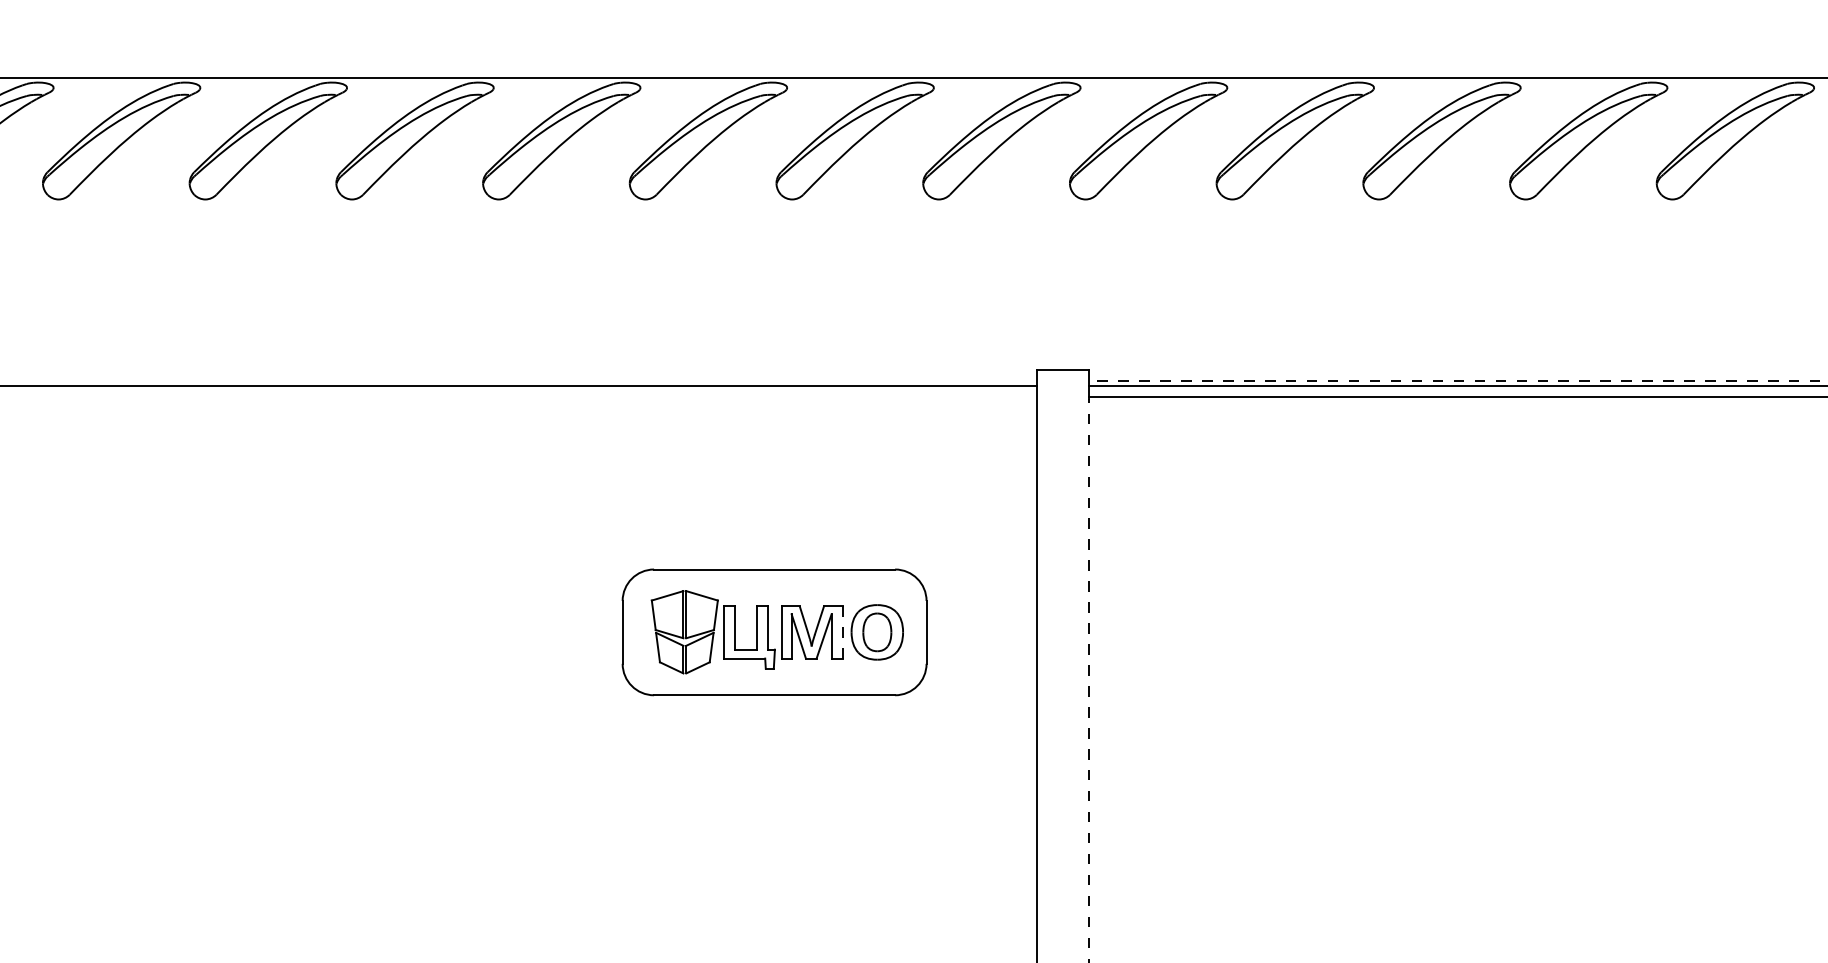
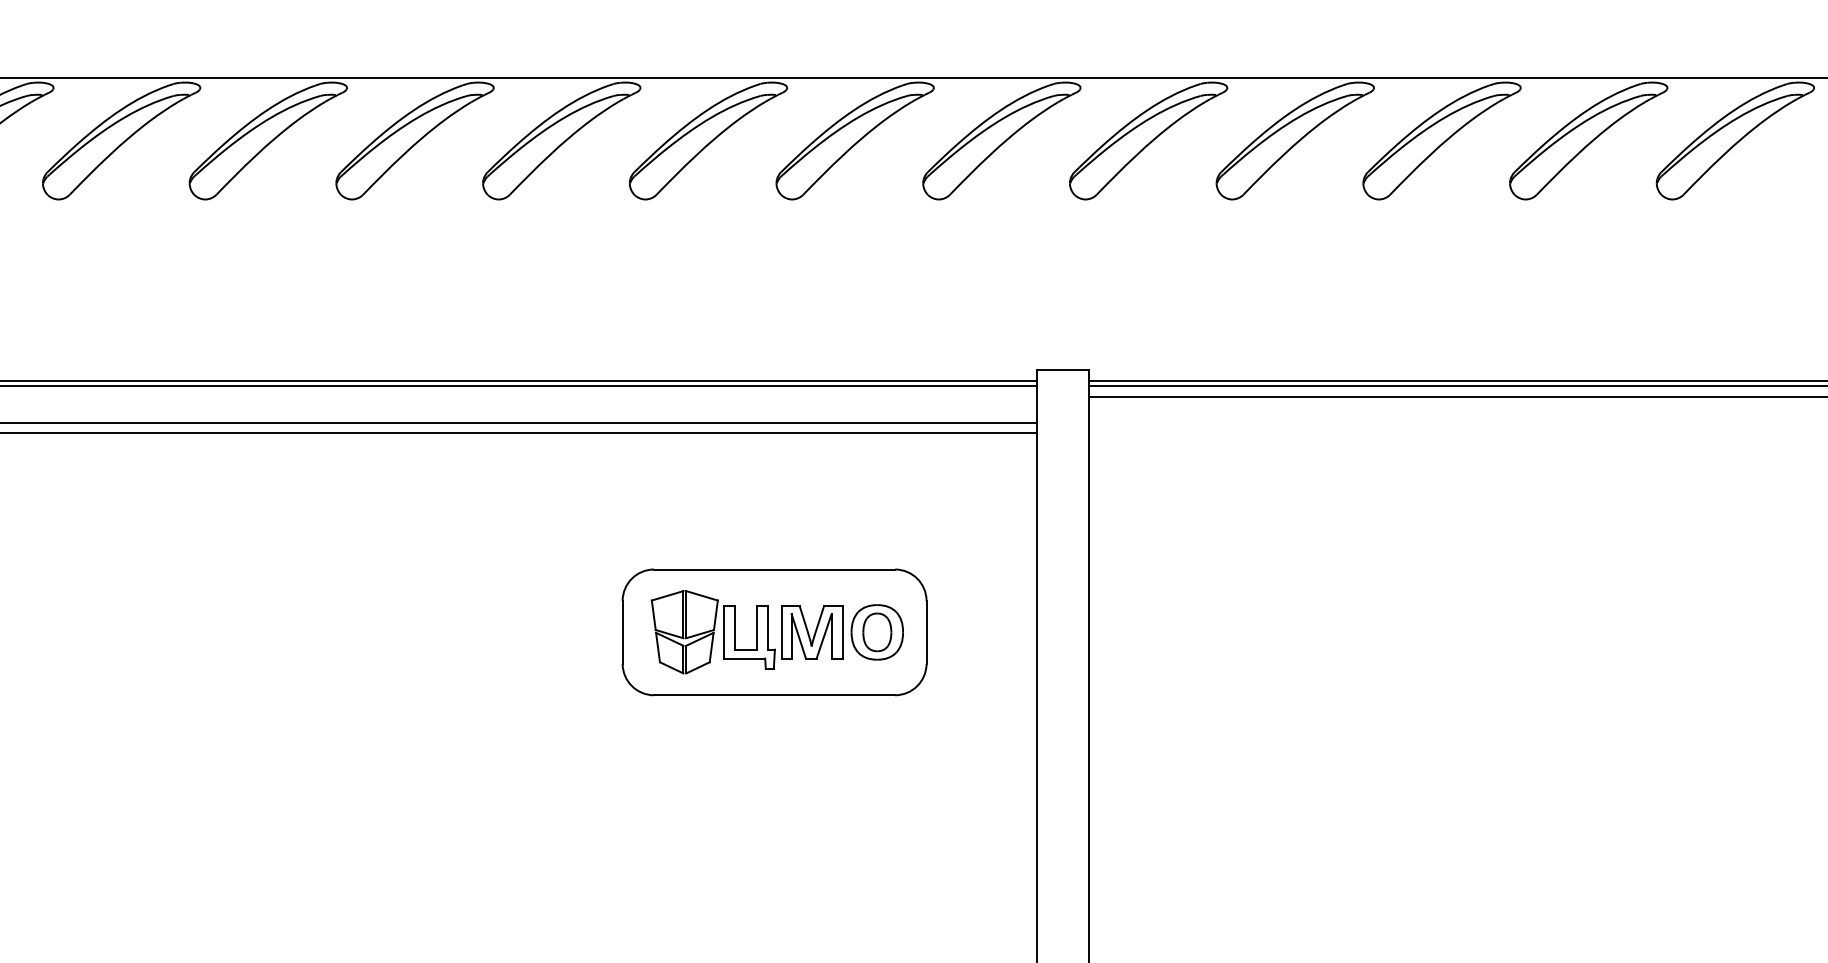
line: none -> present (519, 381)
line: dashed -> solid (1457, 381)
line: none -> present (519, 422)
line: none -> present (519, 433)
line: dashed -> solid (842, 631)
line: dashed -> solid (1088, 679)
